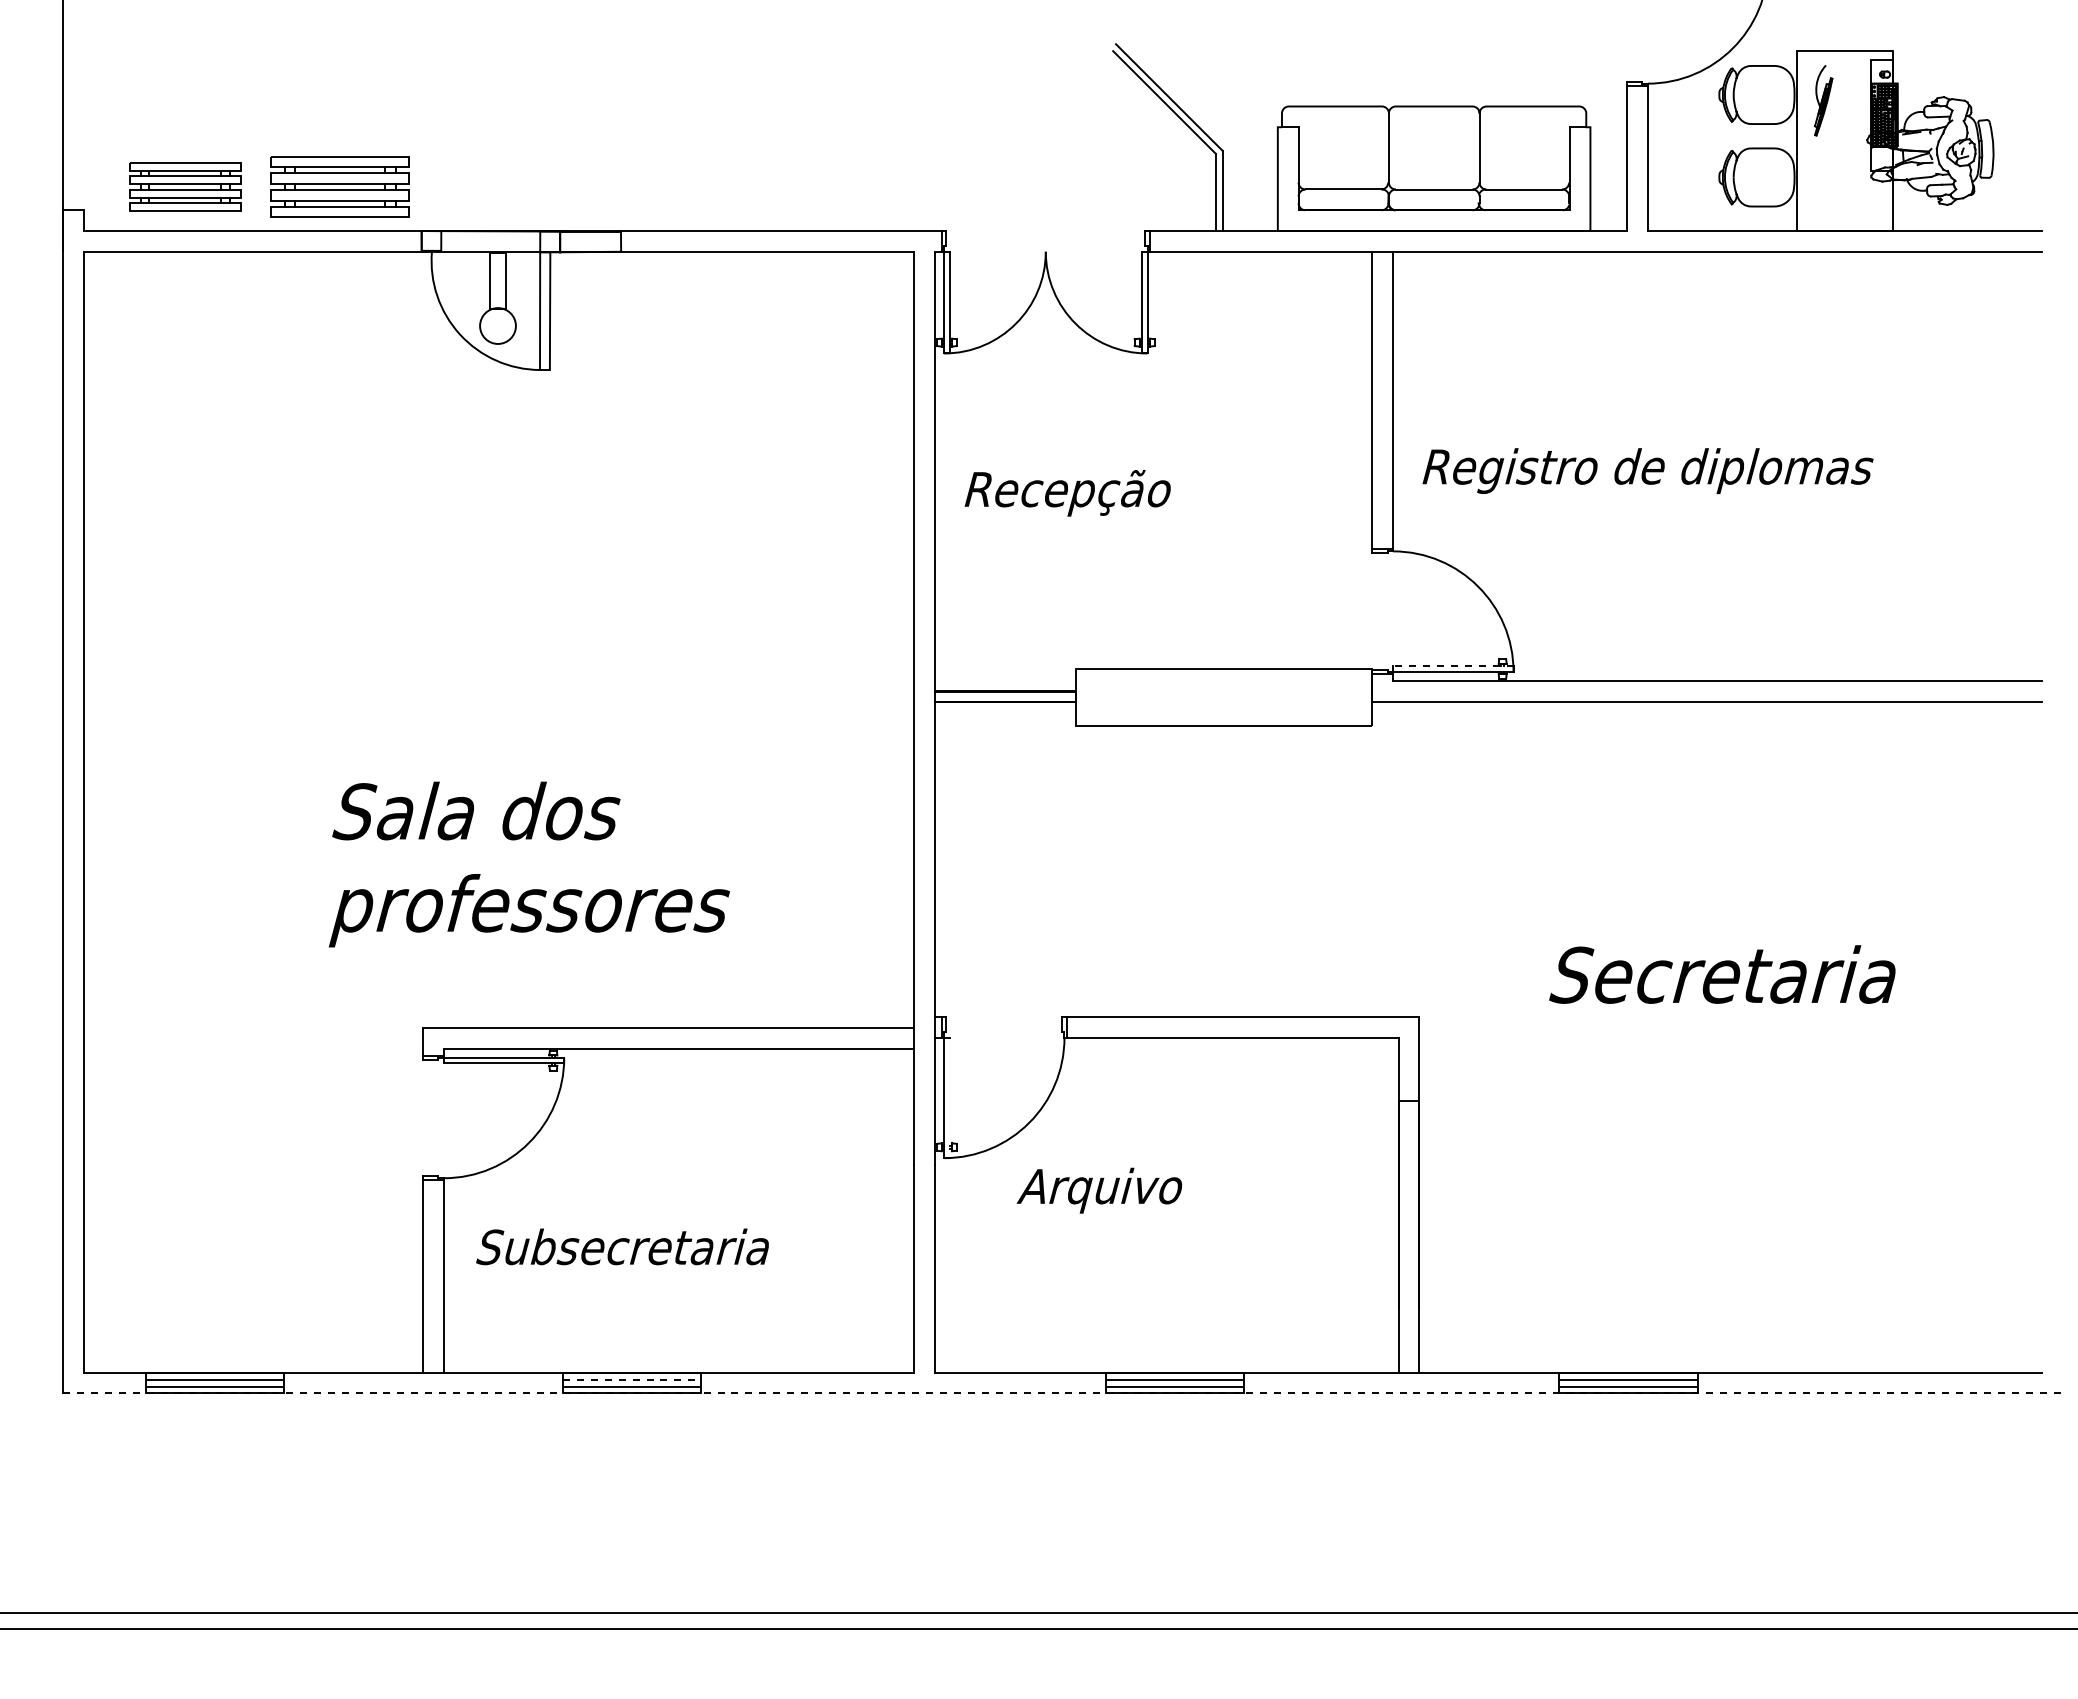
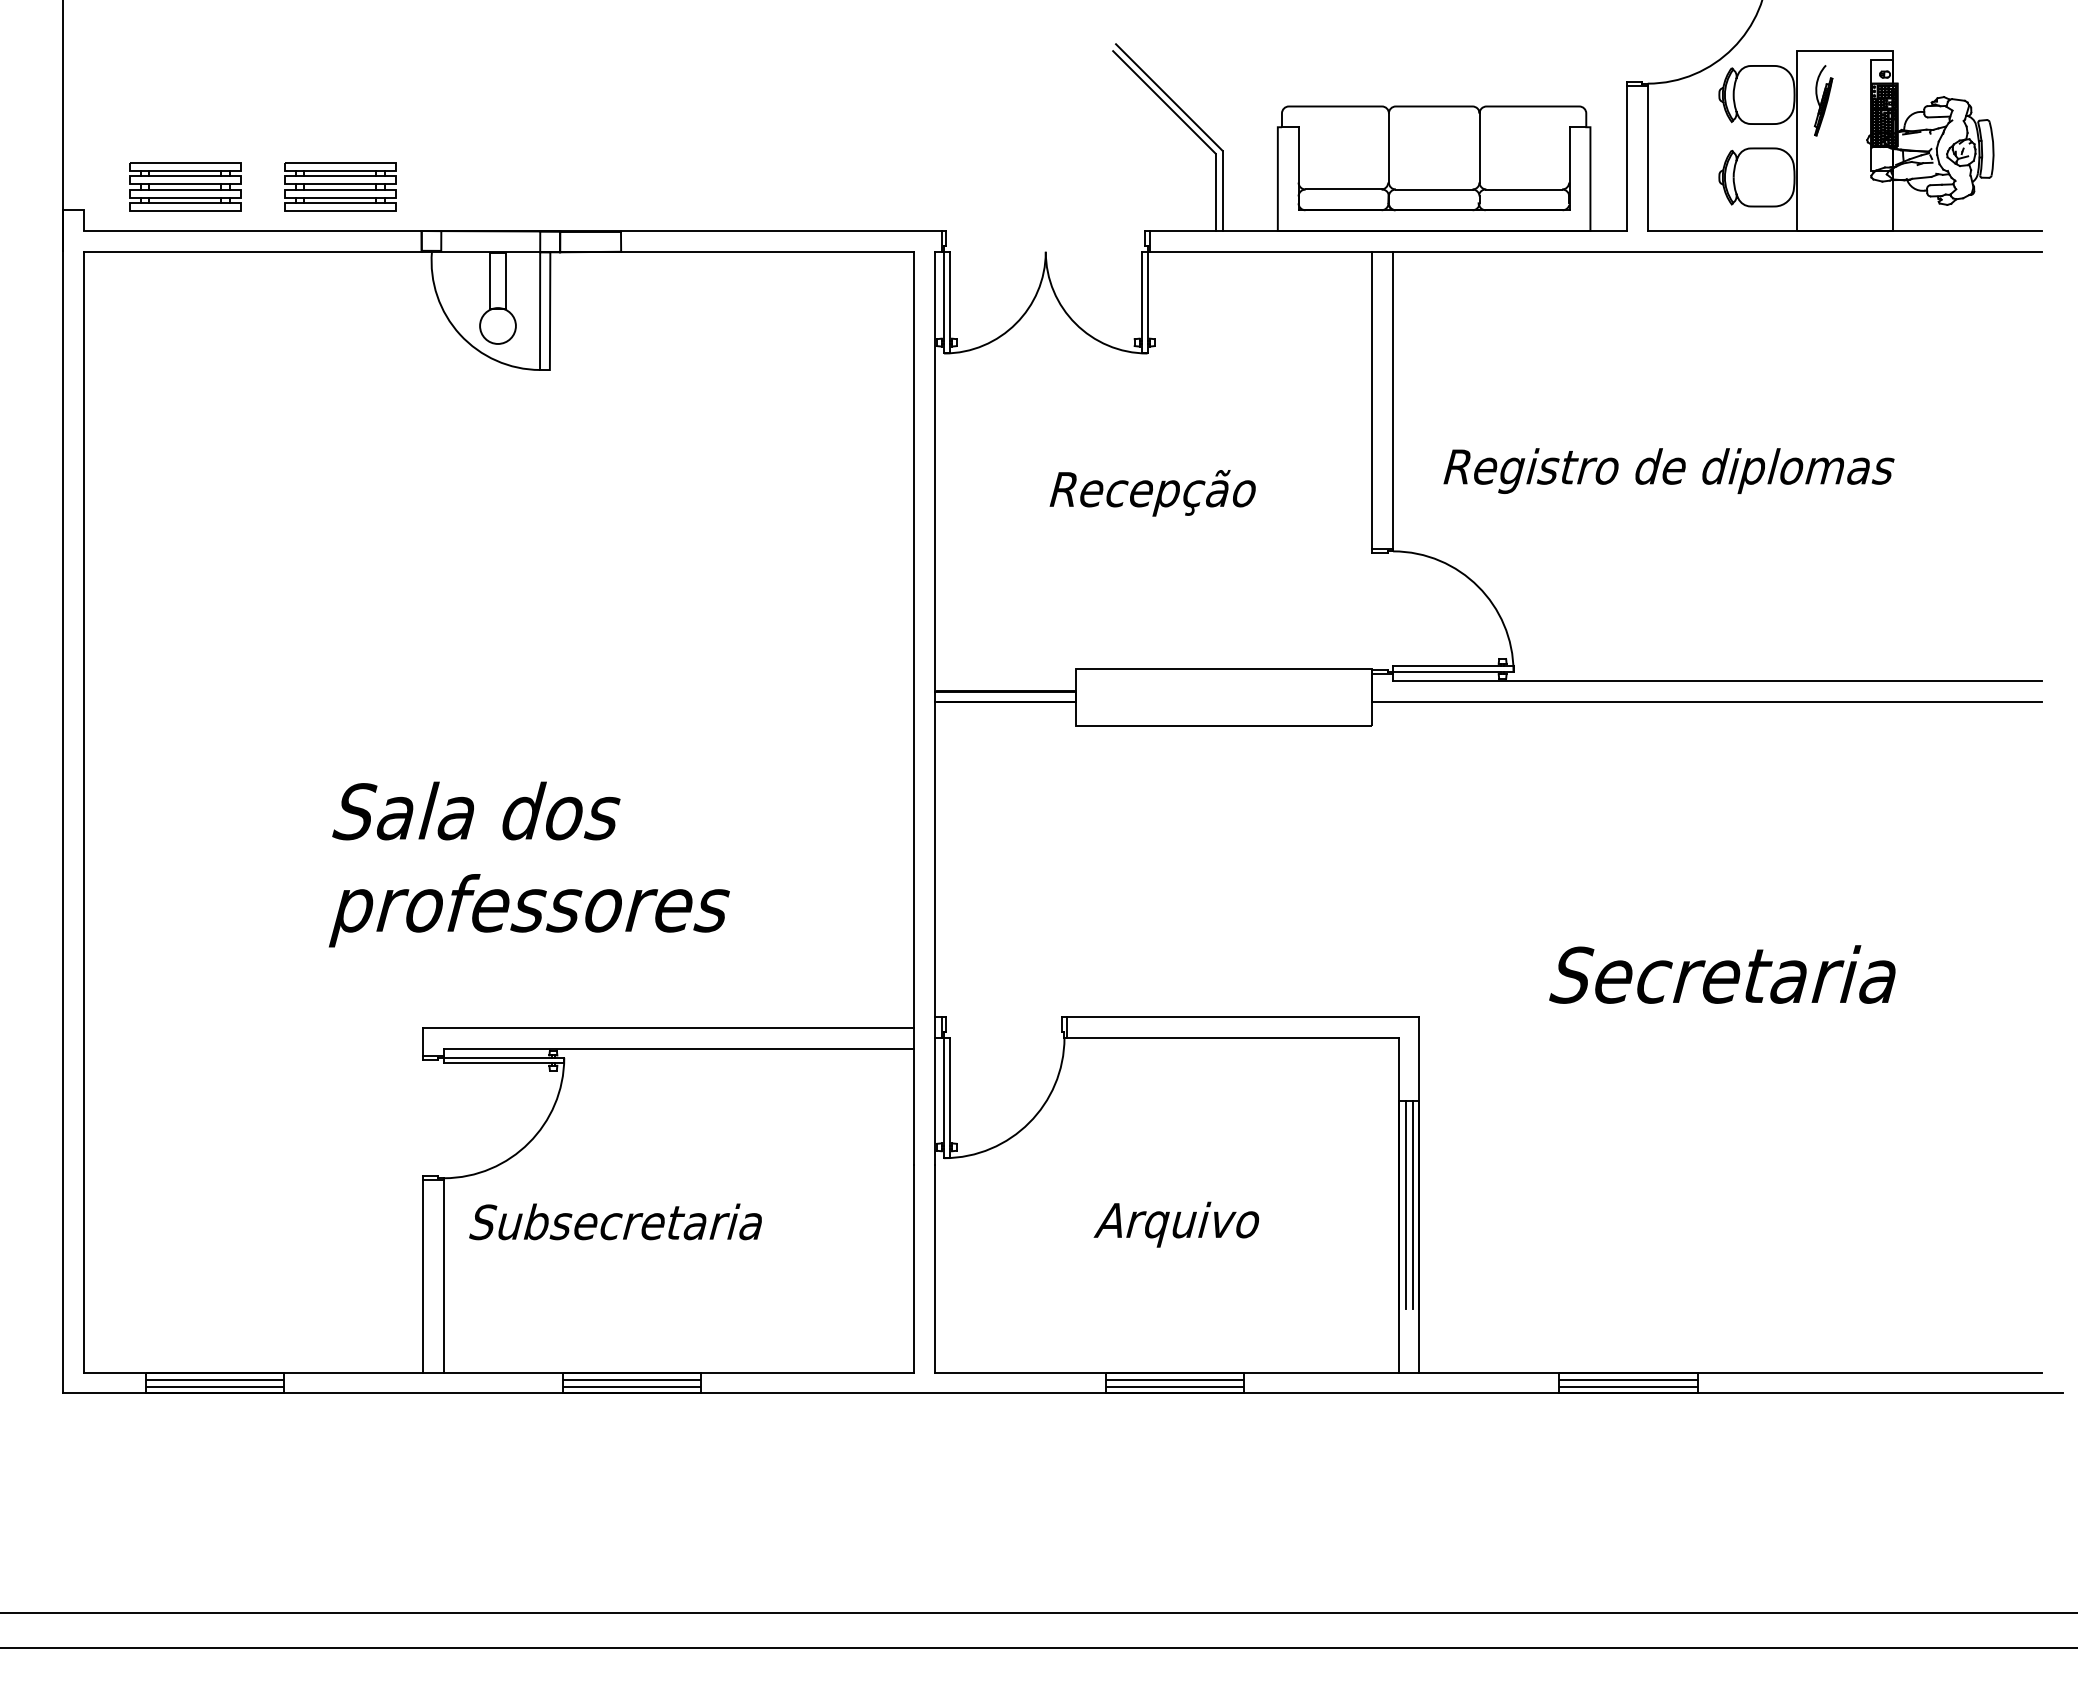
part size: 140x62 px -> 113x50 px (340, 186)
text position: (1647, 470) -> (1668, 470) (1668, 470)
text position: (1067, 493) -> (1152, 493) (1152, 493)
line: dashed -> solid (1452, 666)
line: none -> present (949, 1097)
text position: (1099, 1190) -> (1176, 1224) (1176, 1224)
line: none -> present (1405, 1205)
line: none -> present (1412, 1205)
text position: (622, 1246) -> (615, 1221) (615, 1221)
line: dashed -> solid (632, 1379)
line: dashed -> solid (1063, 1393)
line position: (1038, 1628) -> (1038, 1647) (1038, 1647)
